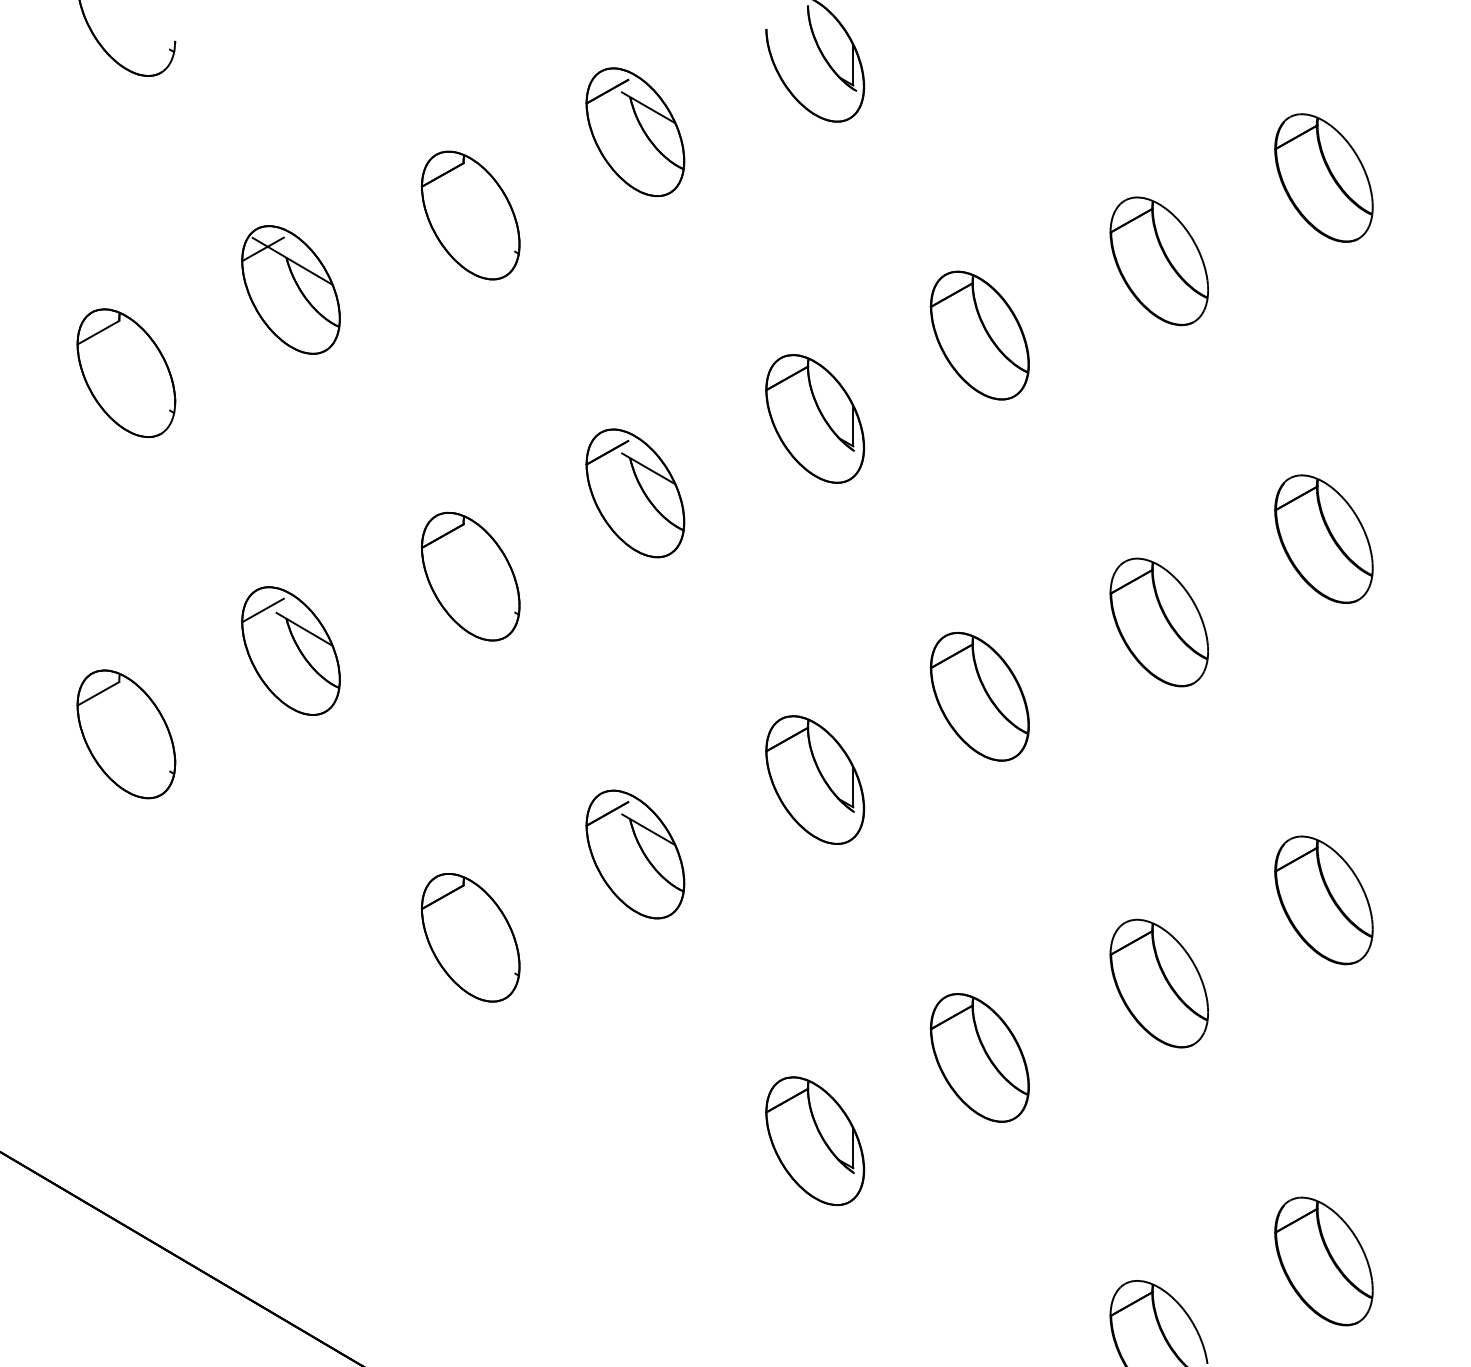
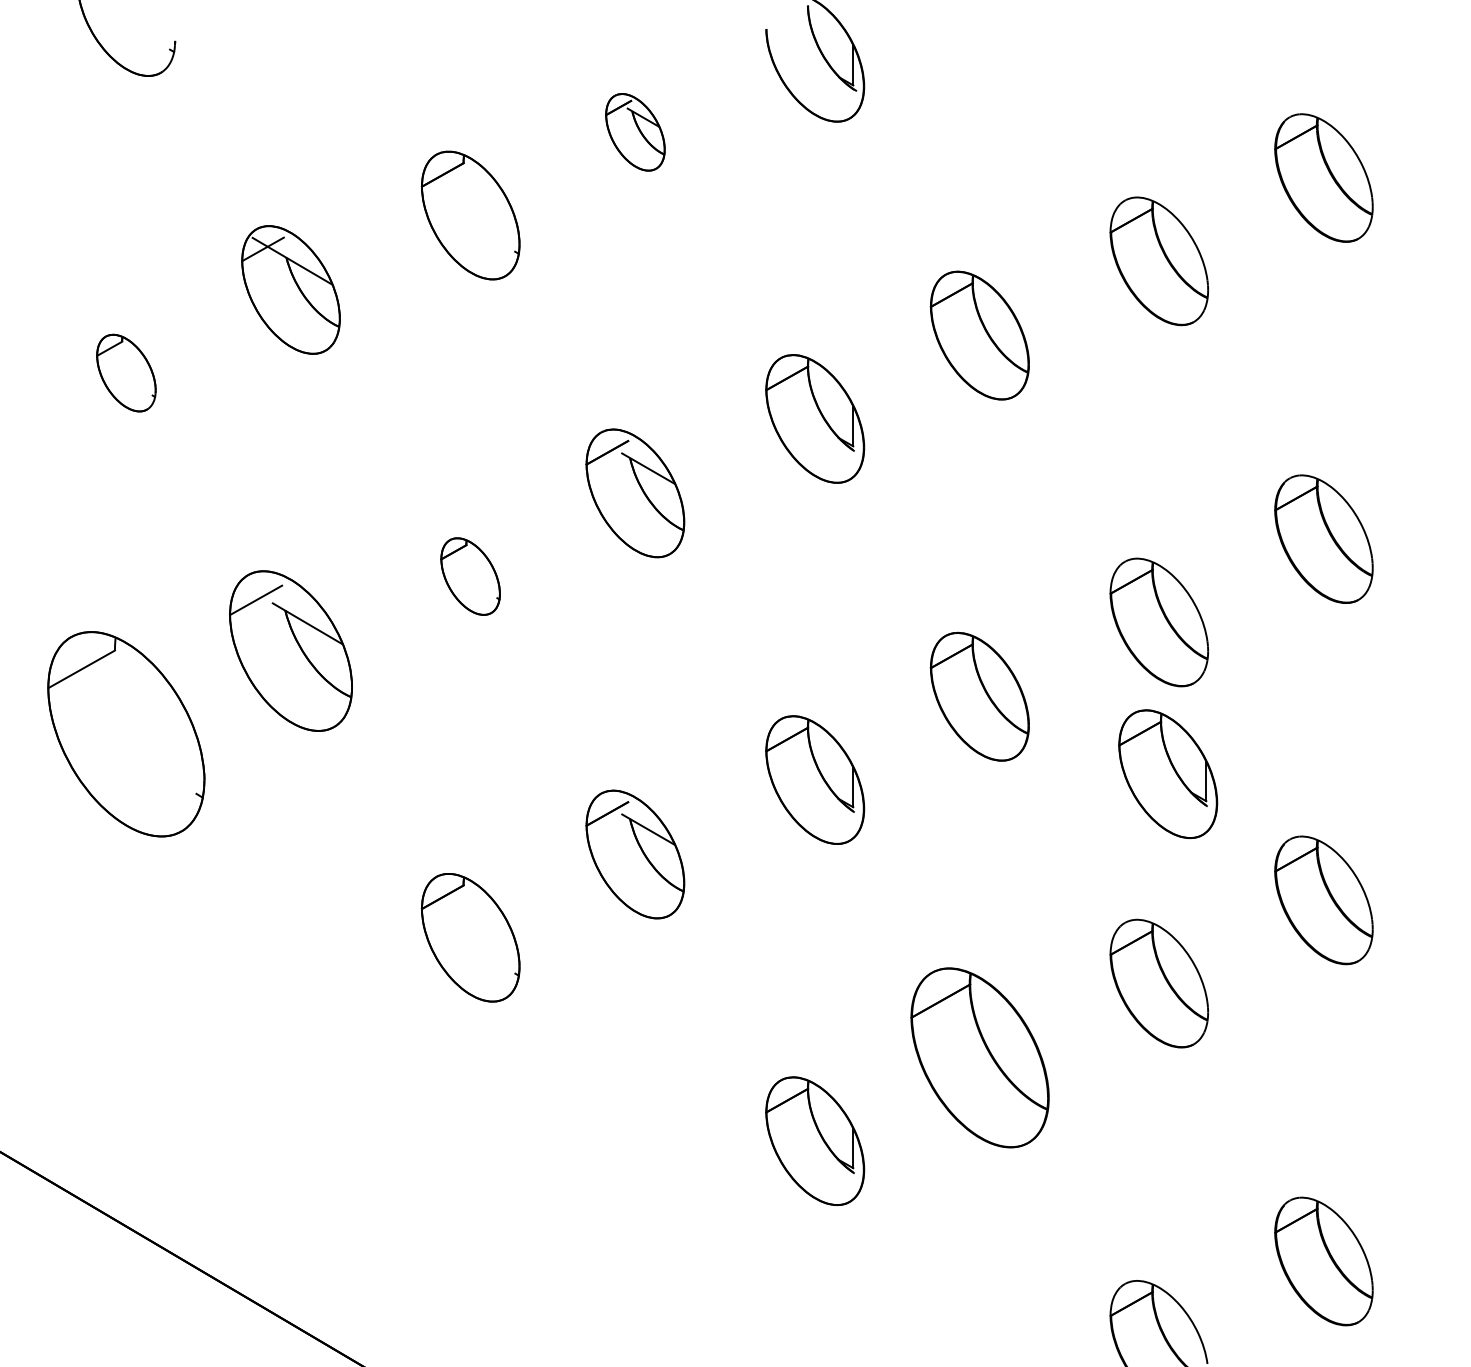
part size: 101x131 px -> 61x79 px (635, 132)
part size: 101x130 px -> 61x80 px (126, 372)
part size: 101x131 px -> 61x79 px (470, 576)
part size: 100x130 px -> 124x162 px (290, 650)
part size: 101x131 px -> 159x207 px (126, 734)
part: none -> present (1168, 773)
part size: 101x130 px -> 140x182 px (979, 1057)
